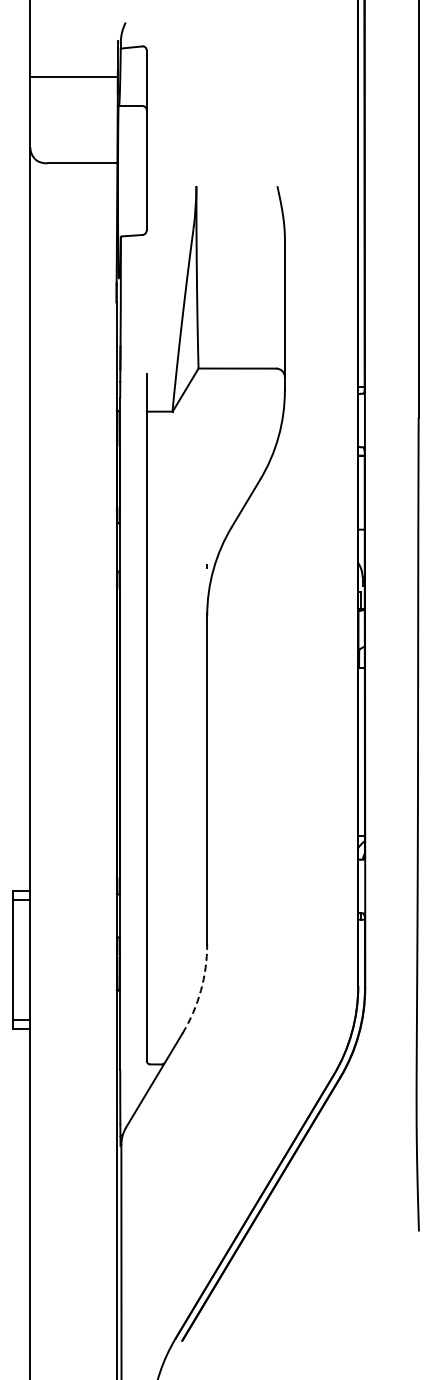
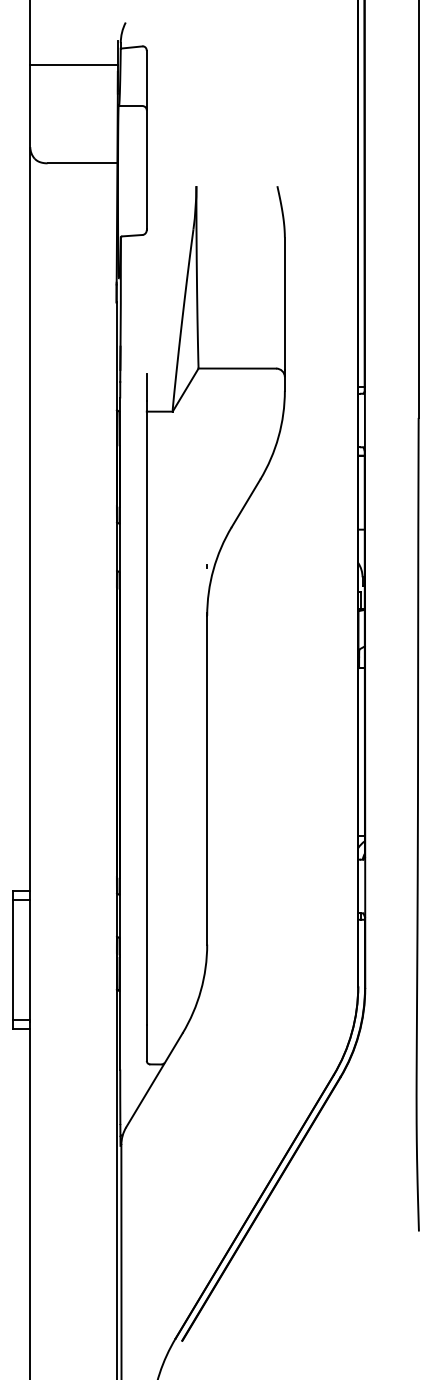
line position: (73, 77) -> (73, 65) (73, 65)
arc: dashed -> solid (200, 990)
